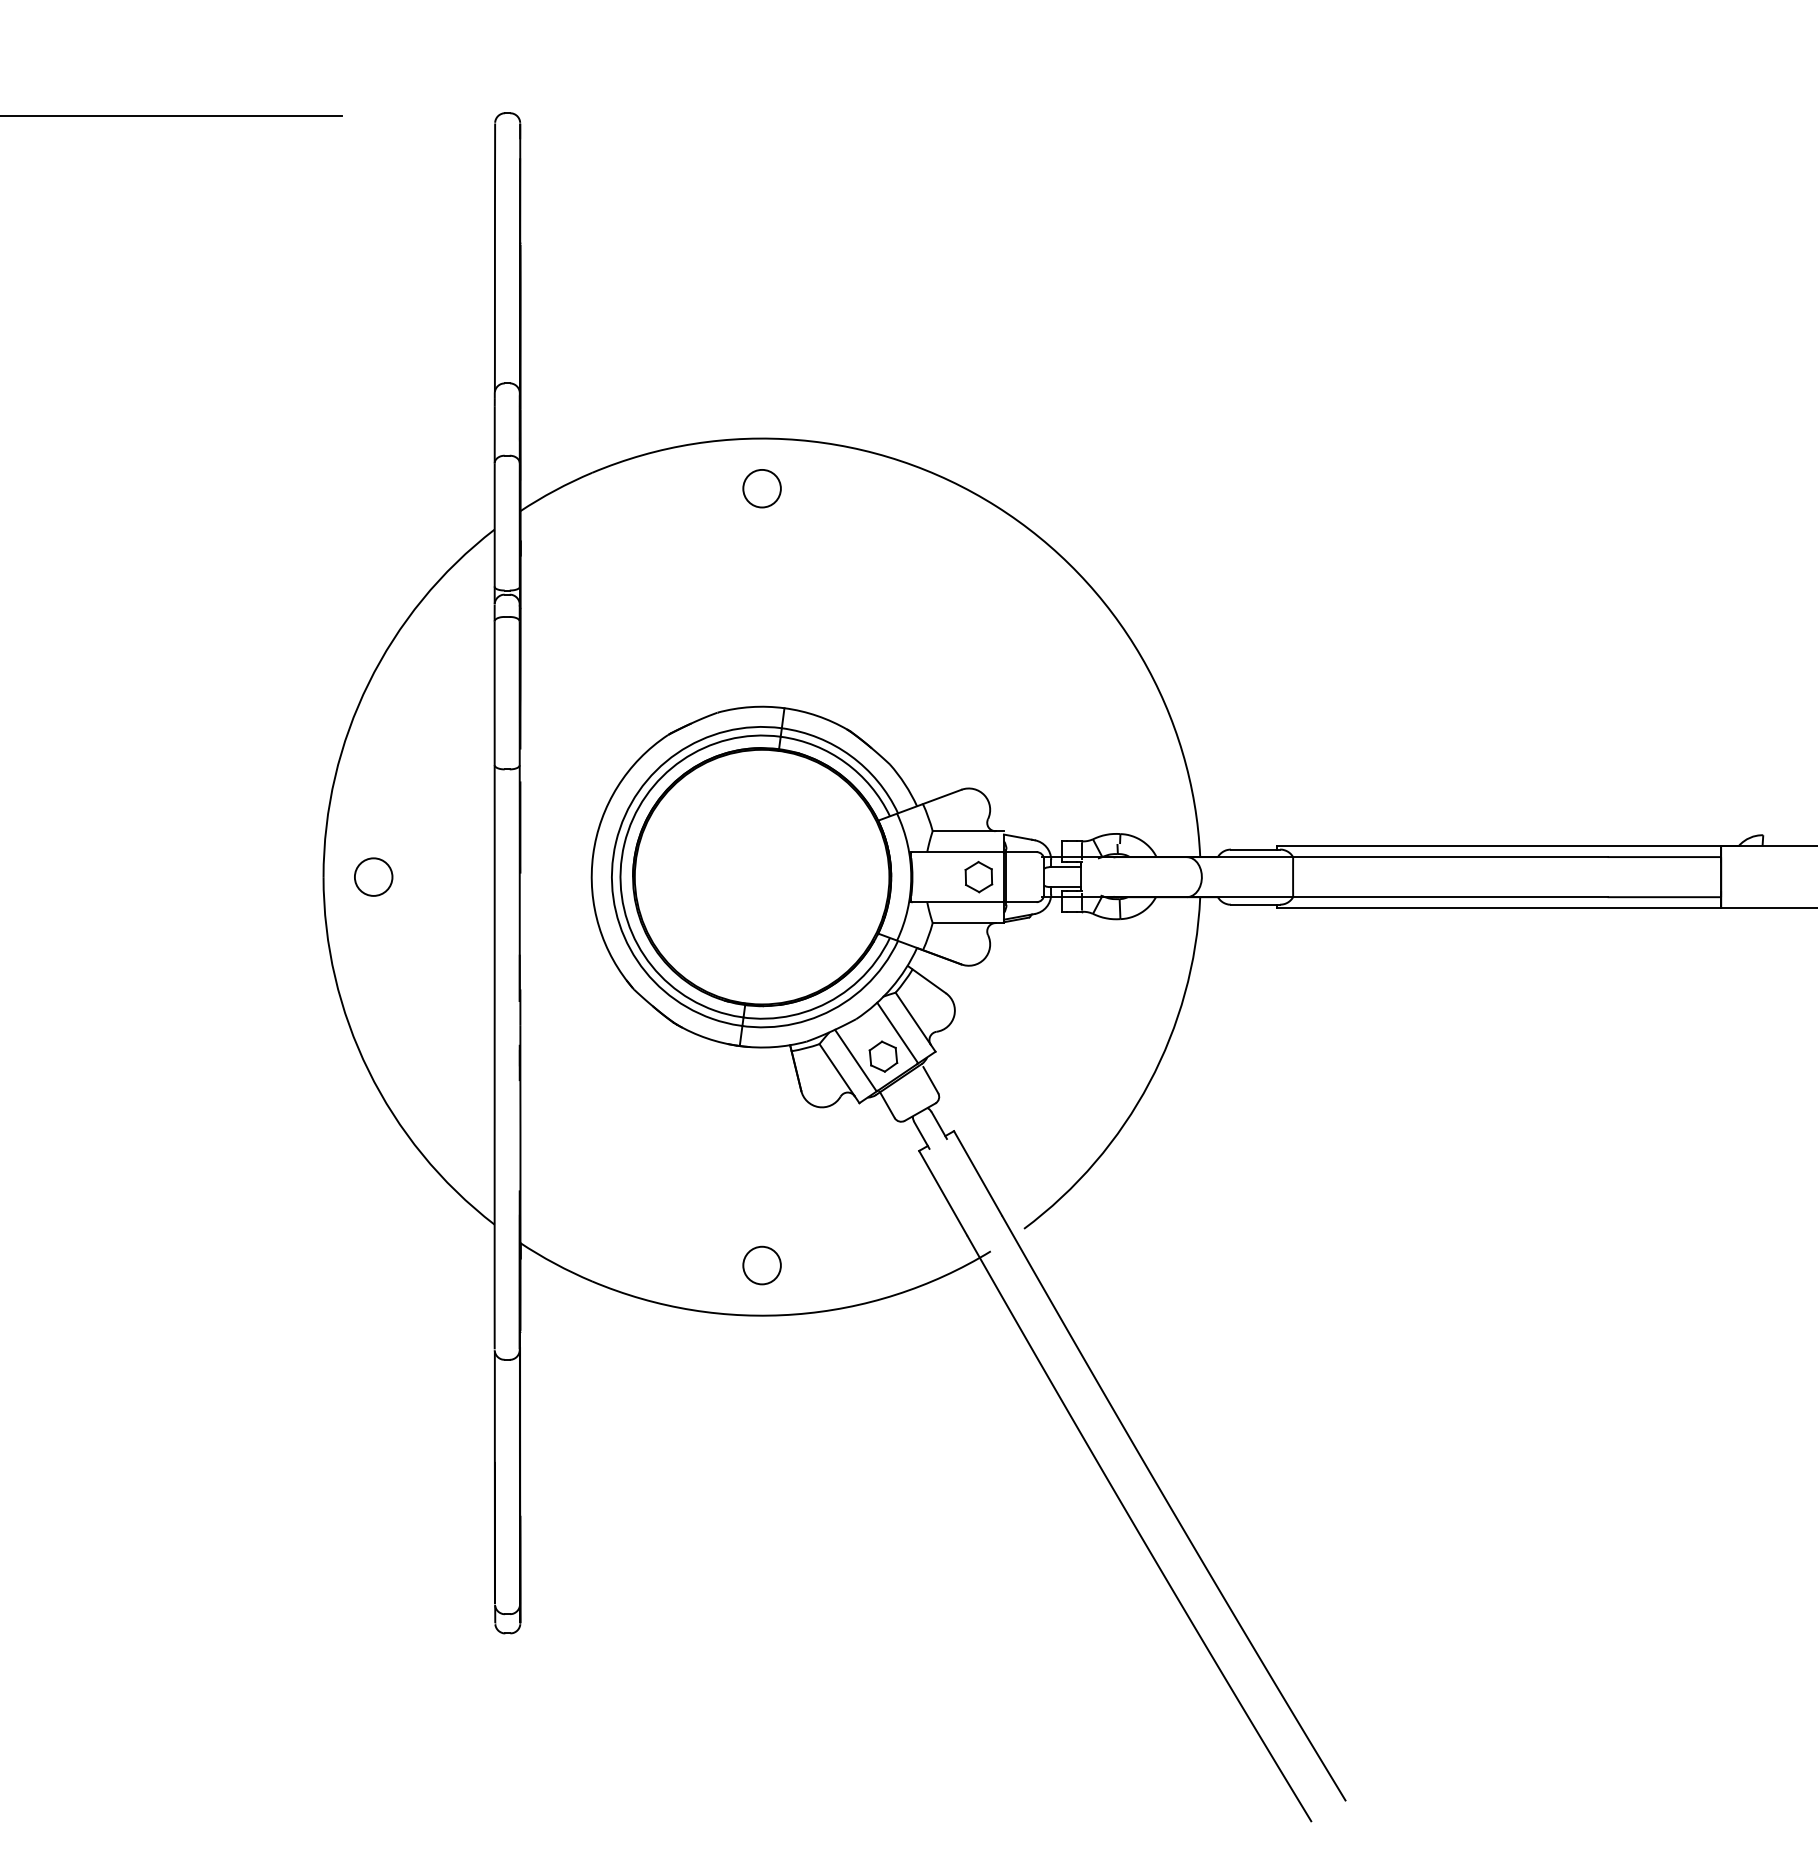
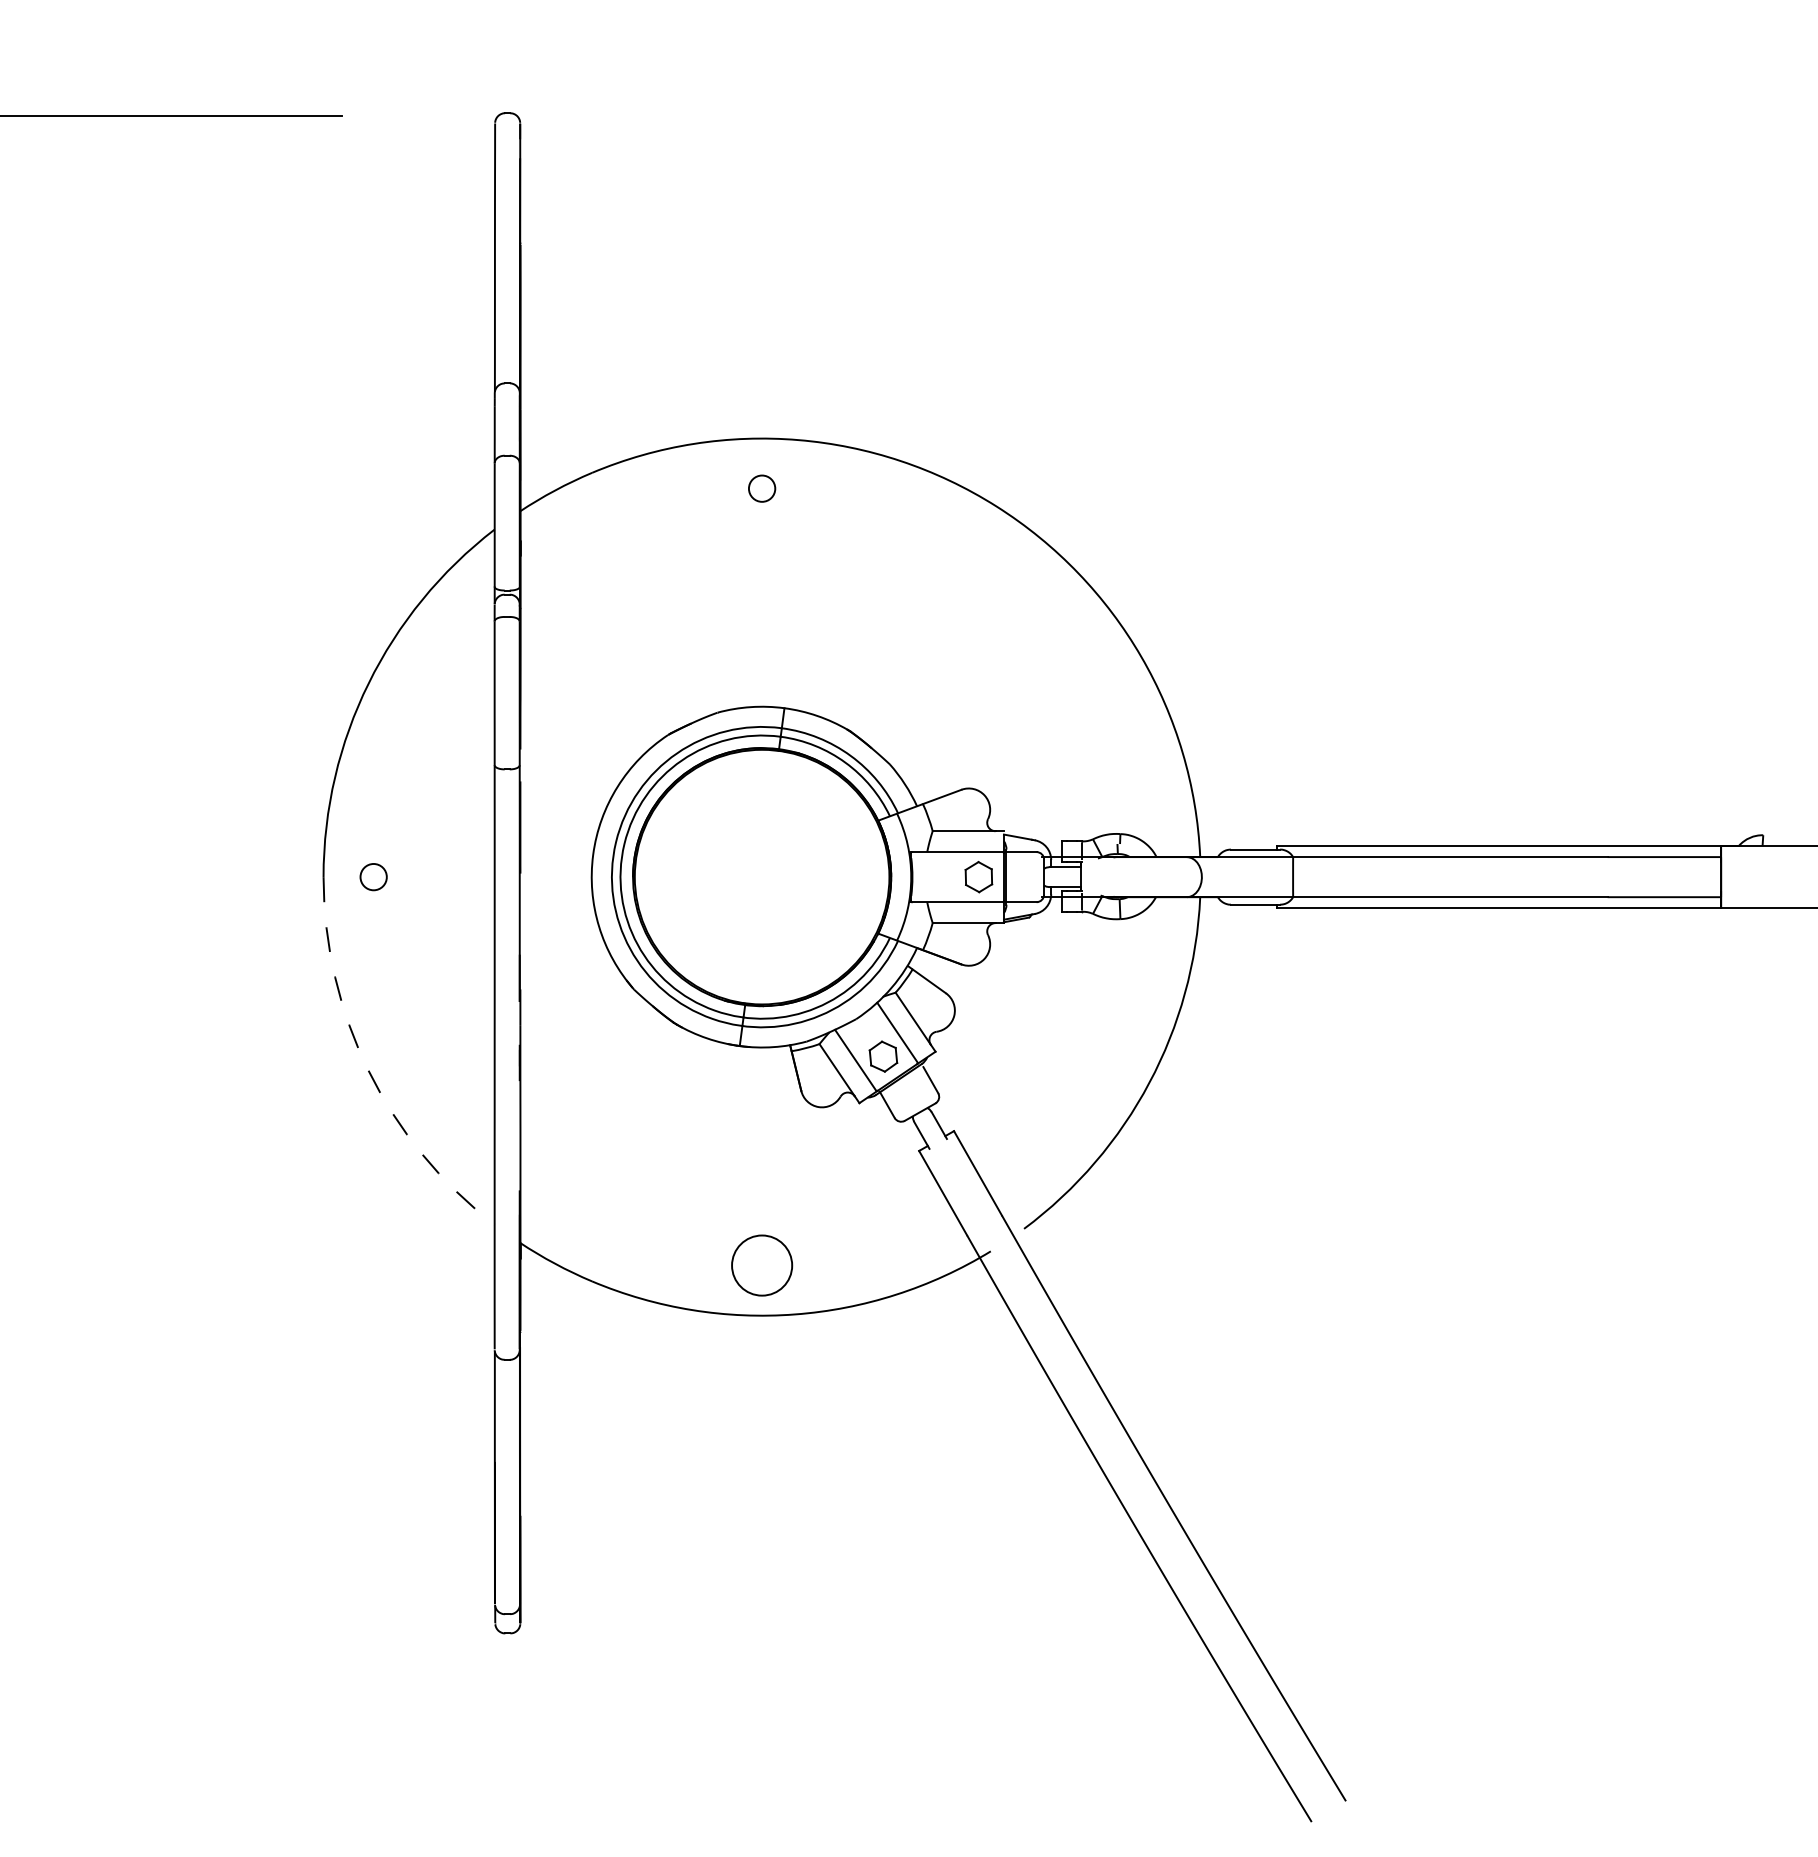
circle diameter: 38 px -> 26 px (761, 488)
circle diameter: 38 px -> 26 px (373, 876)
arc: solid -> dashed (368, 1070)
circle diameter: 38 px -> 60 px (762, 1265)
